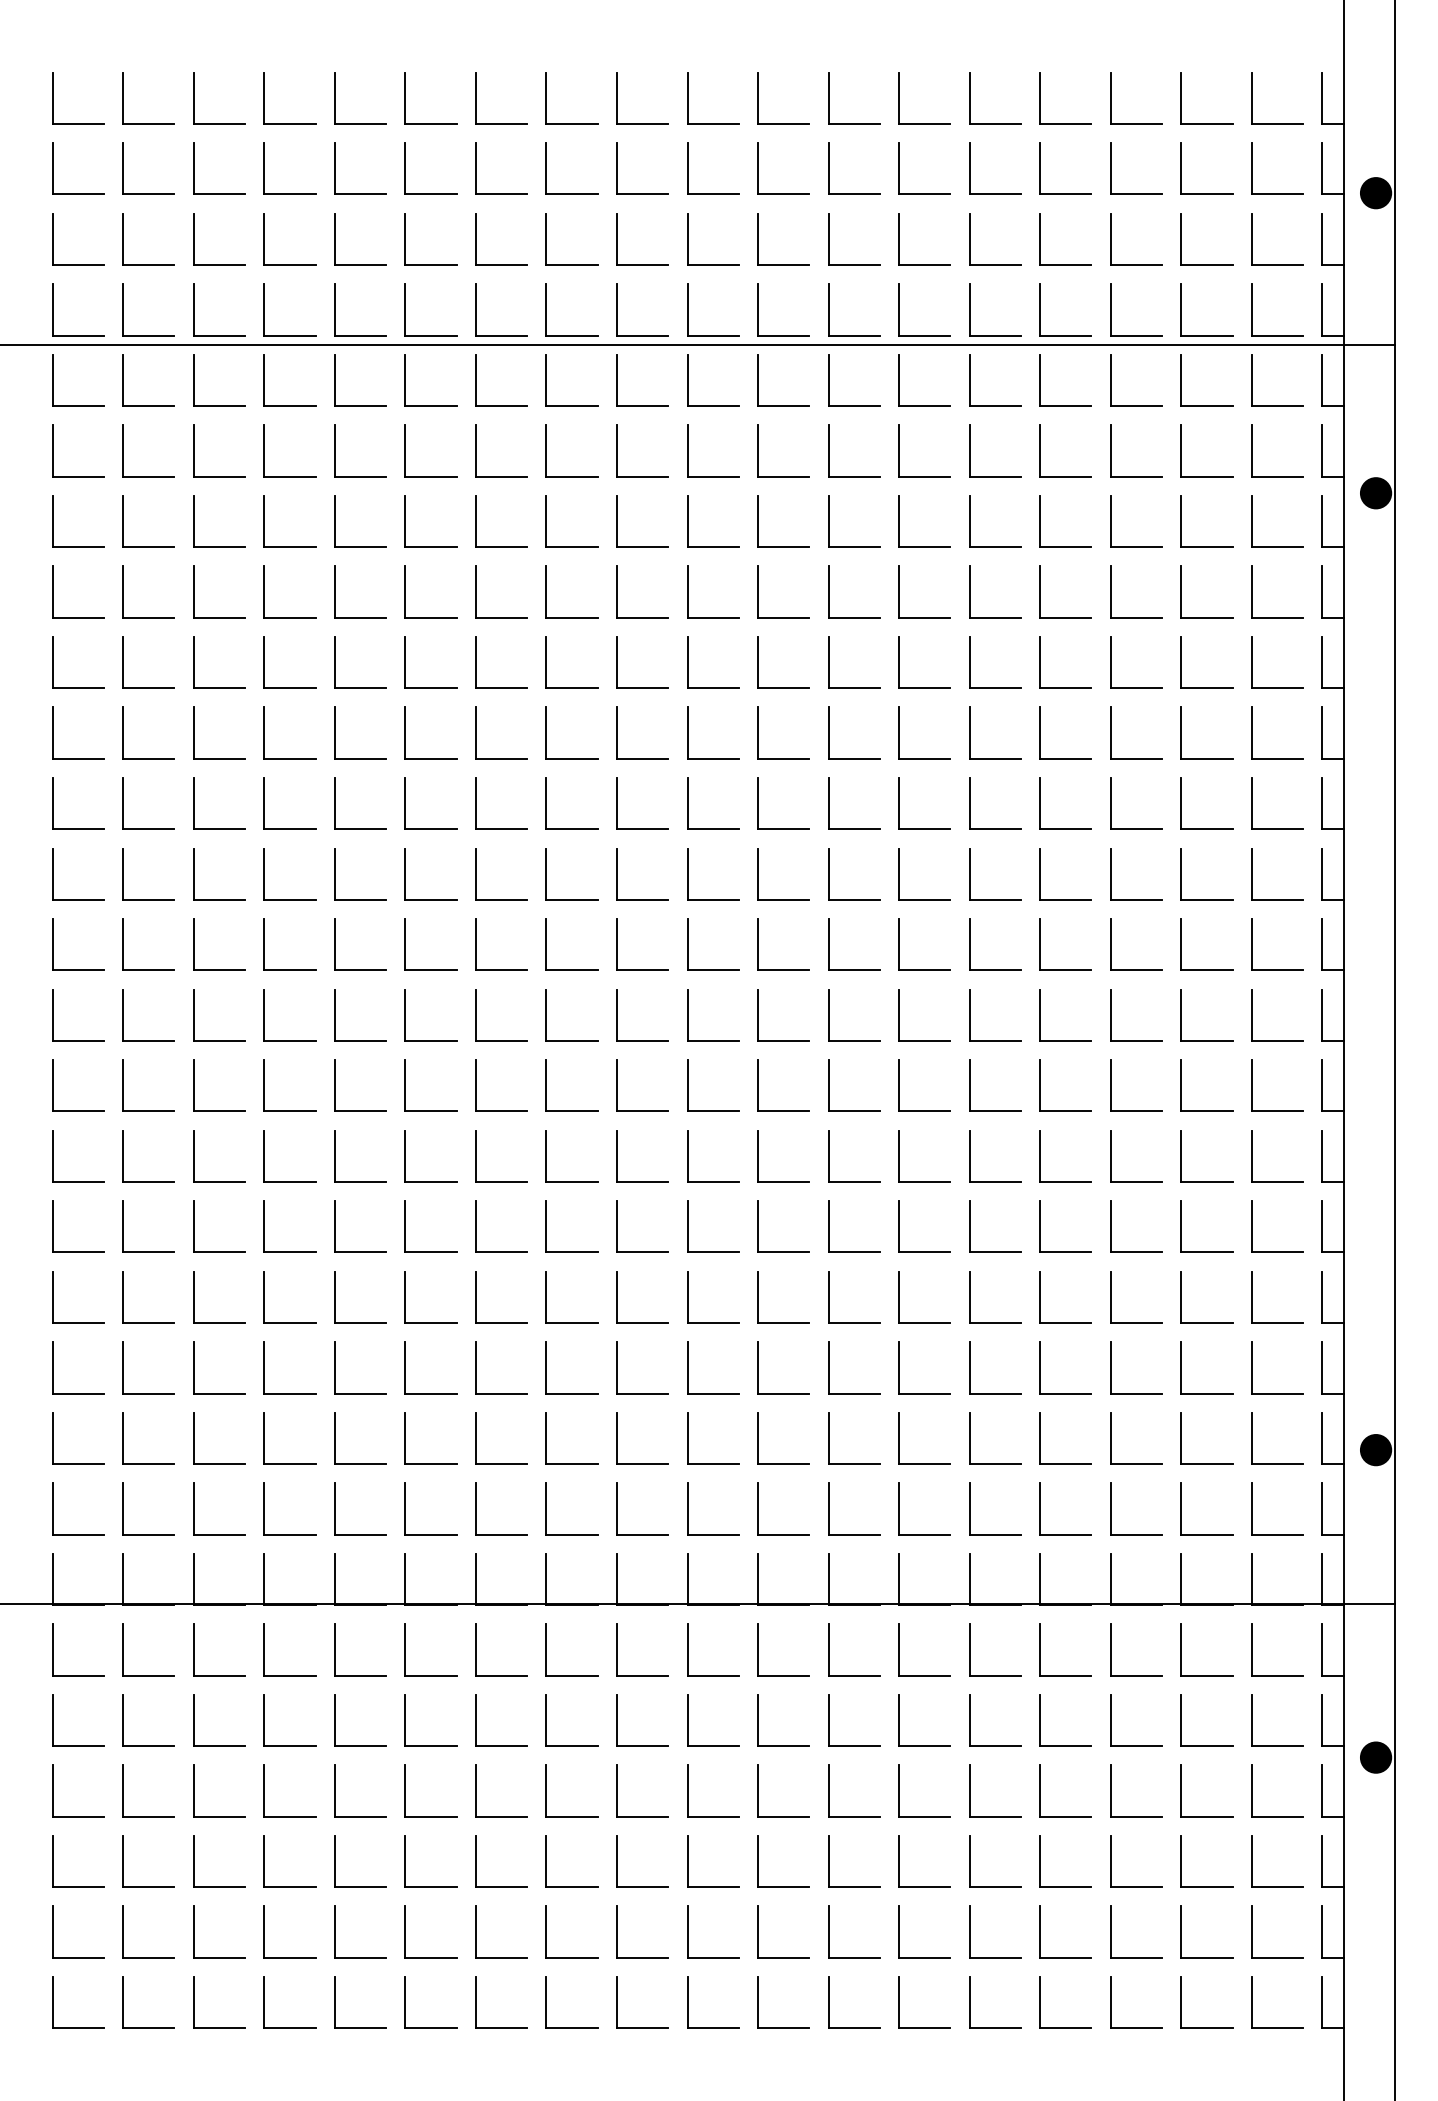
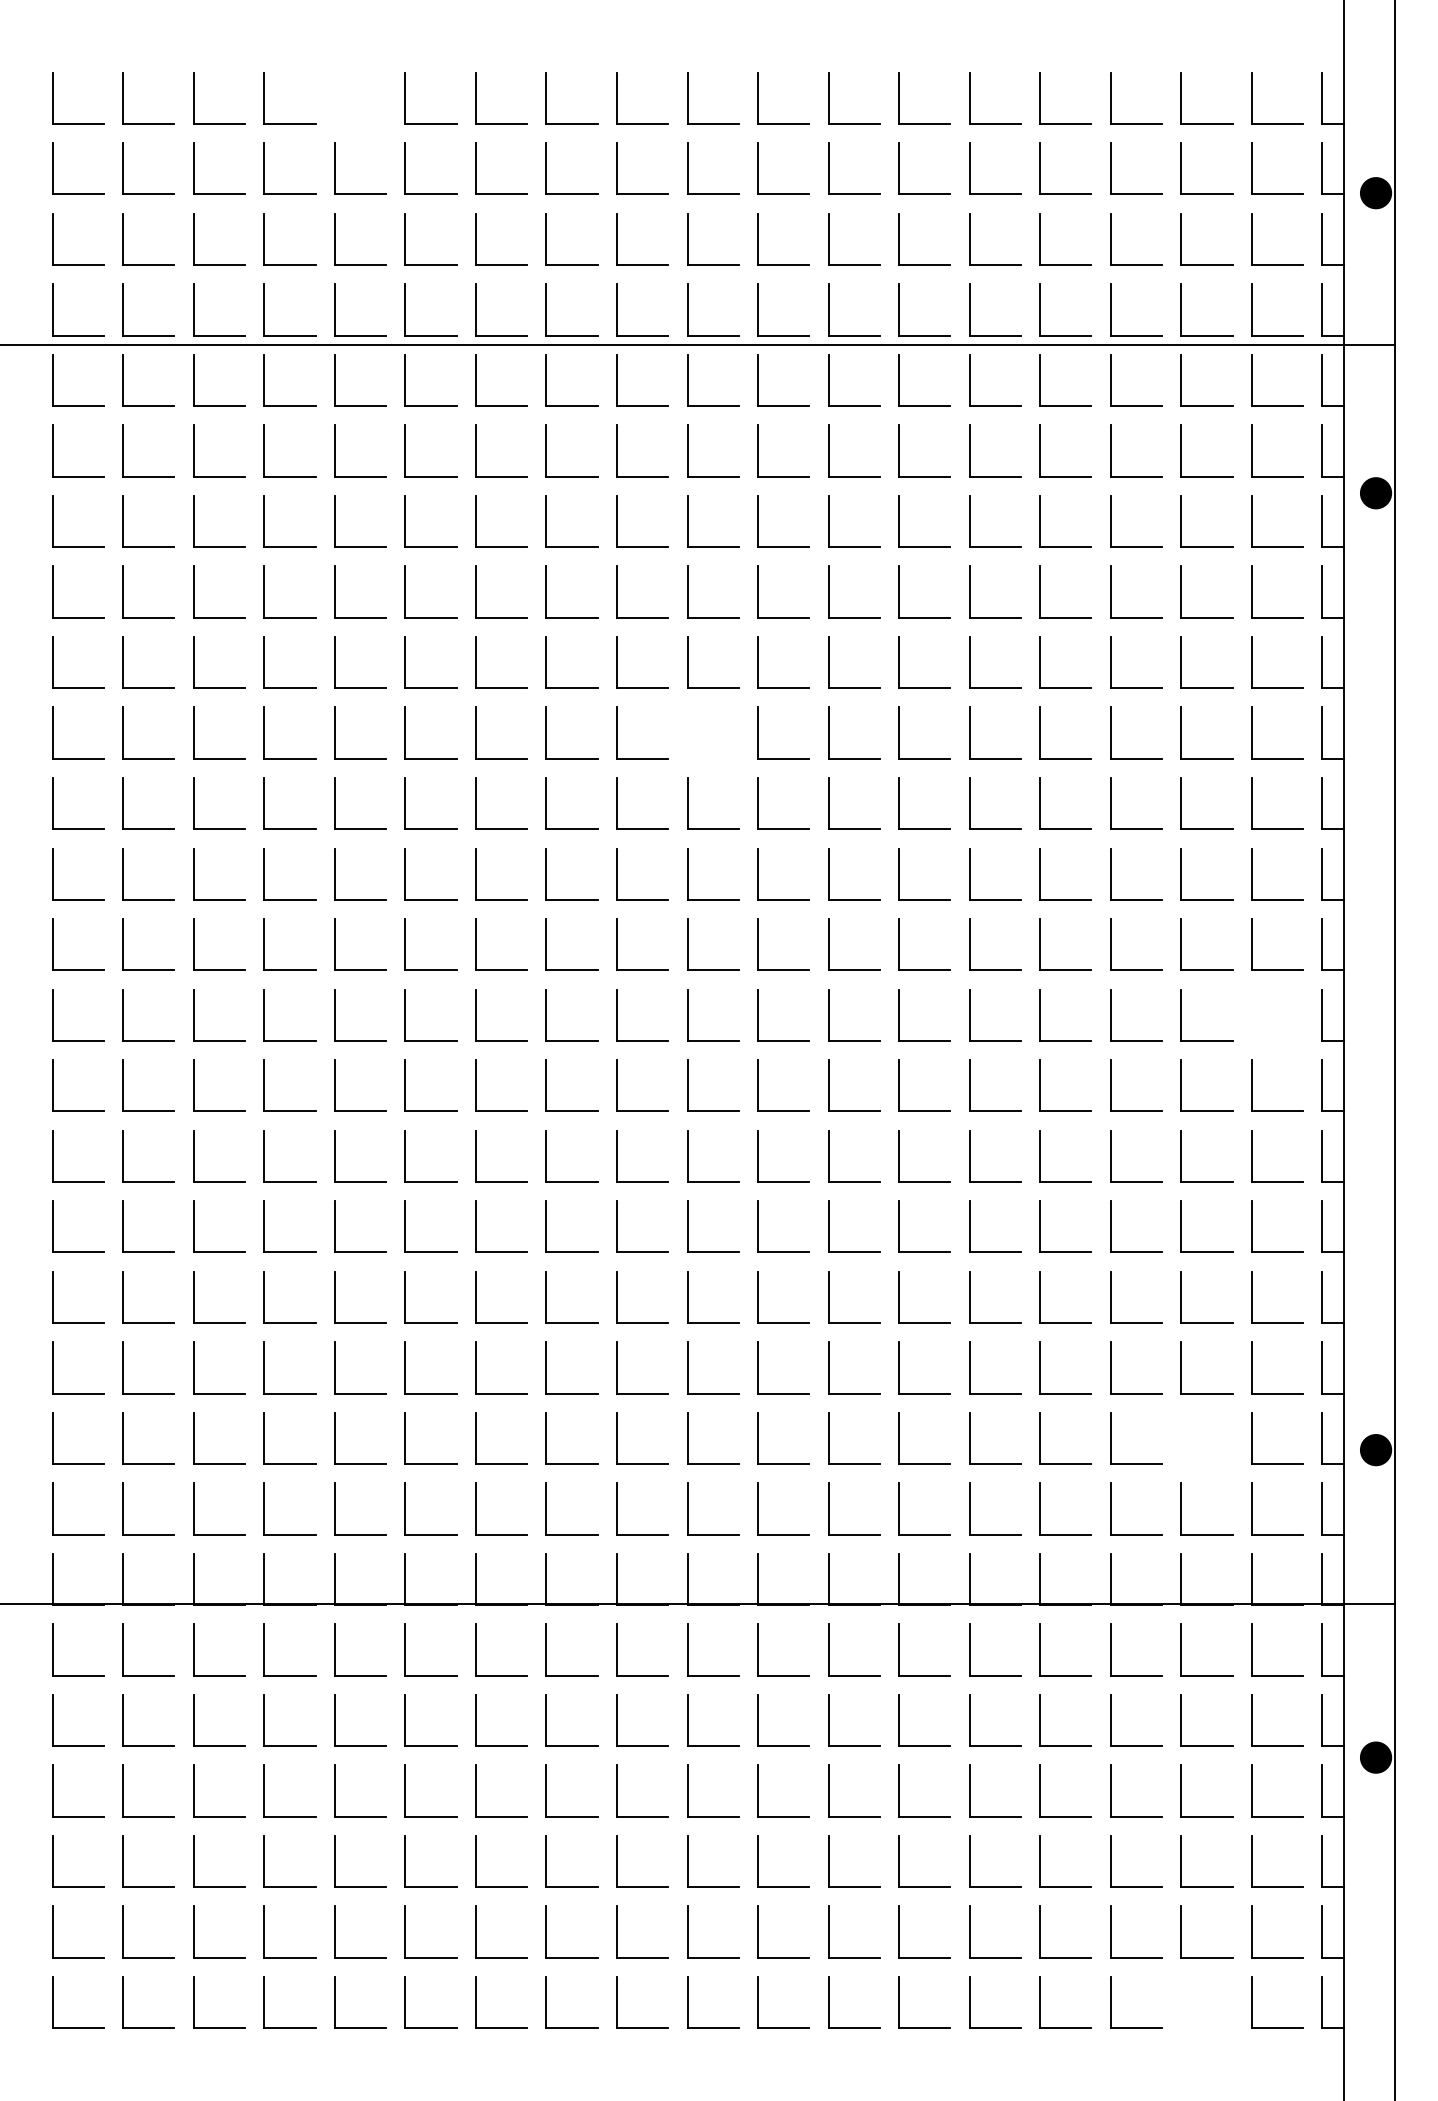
part: present -> none (335, 98)
part: present -> none (688, 732)
part: present -> none (1252, 1015)
part: present -> none (1181, 1438)
part: present -> none (1181, 2002)
